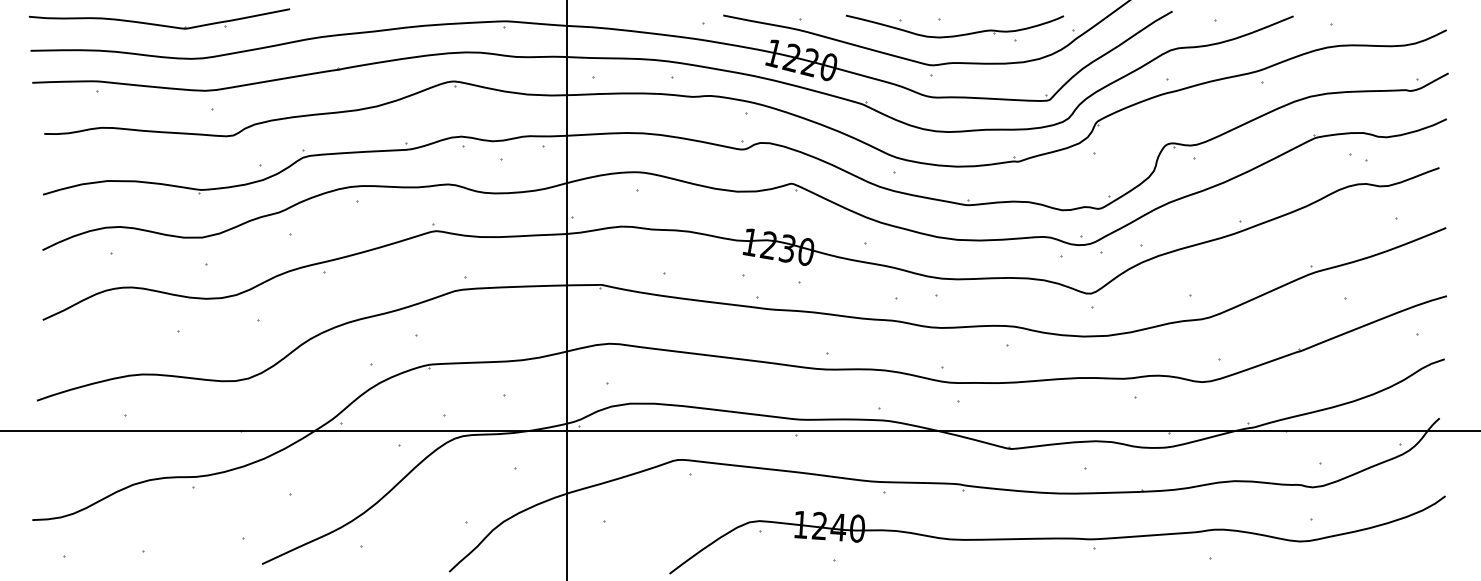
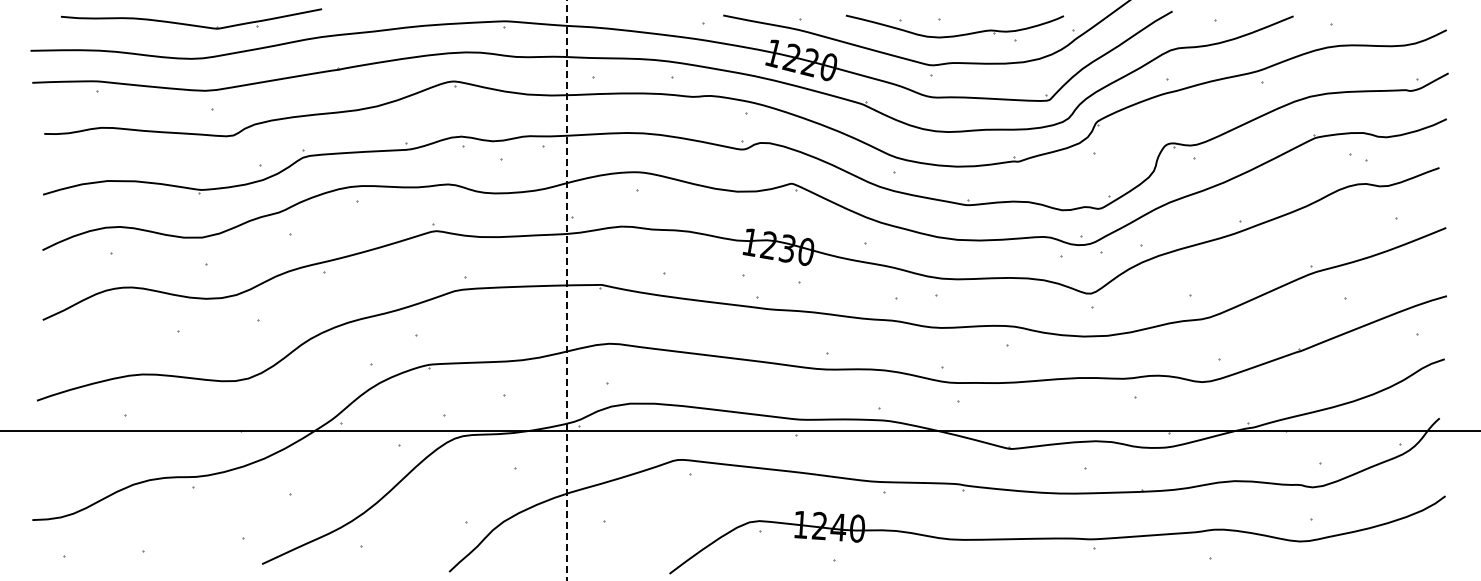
part position: (159, 18) -> (191, 18) (191, 18)
line: solid -> dashed (566, 290)
